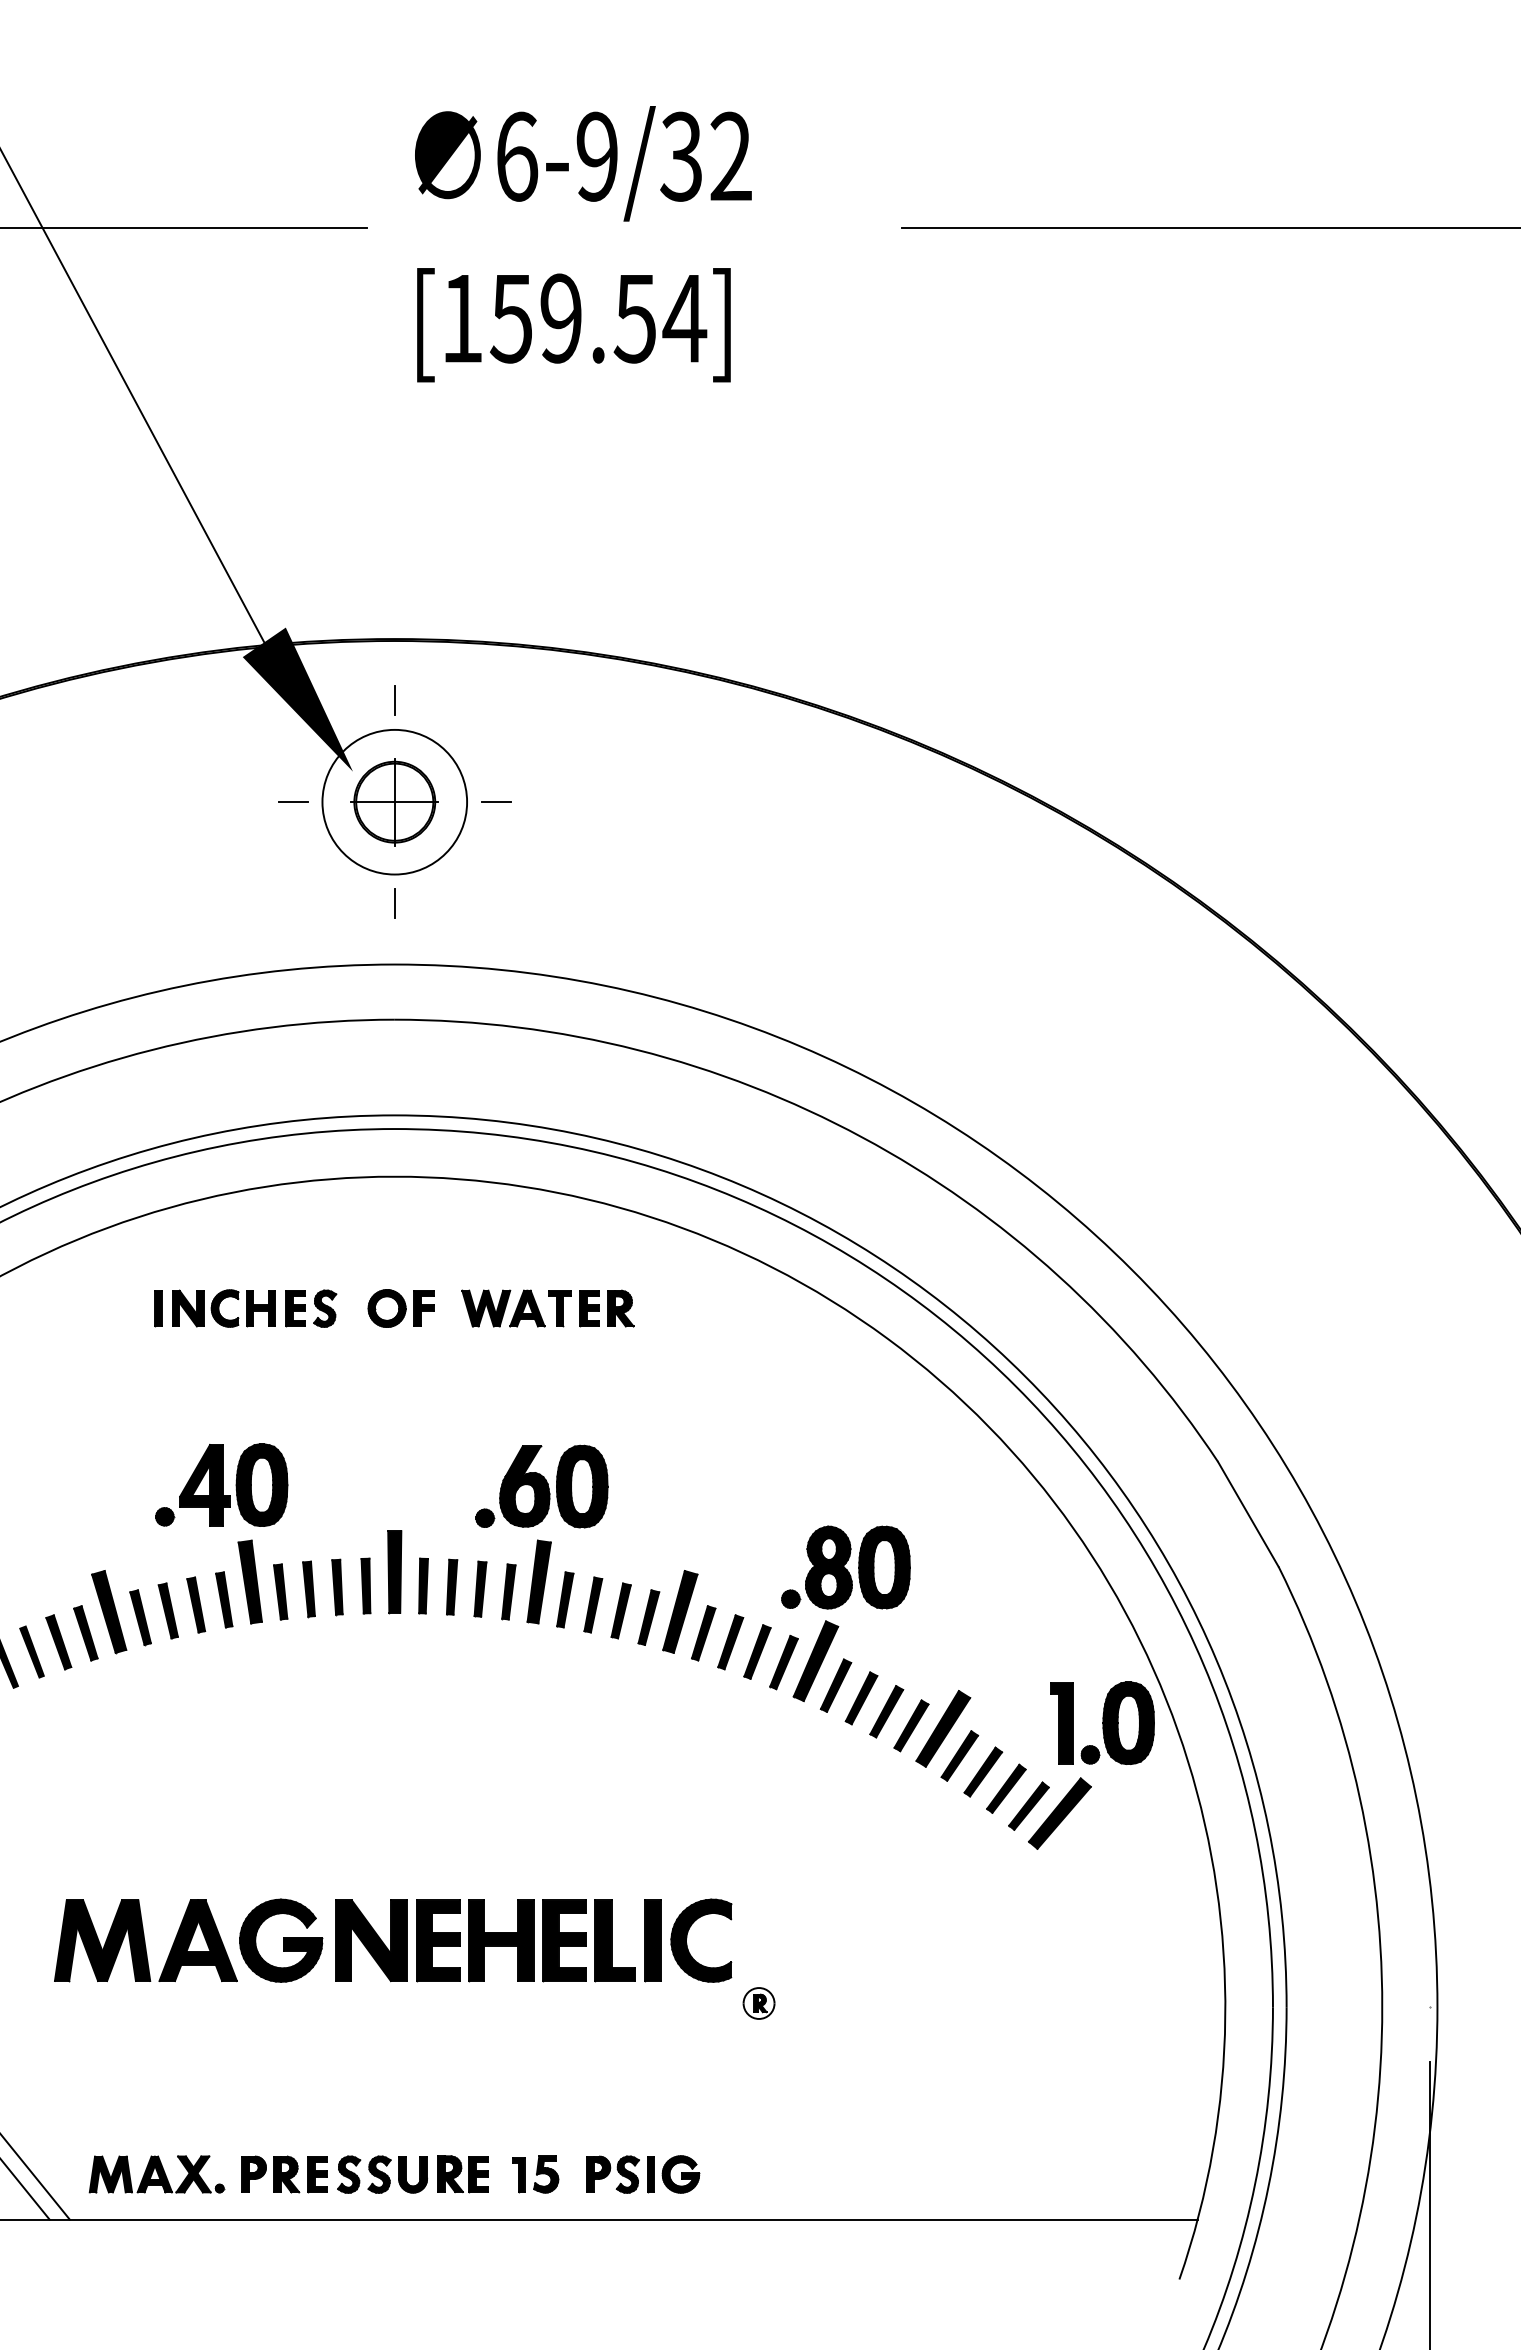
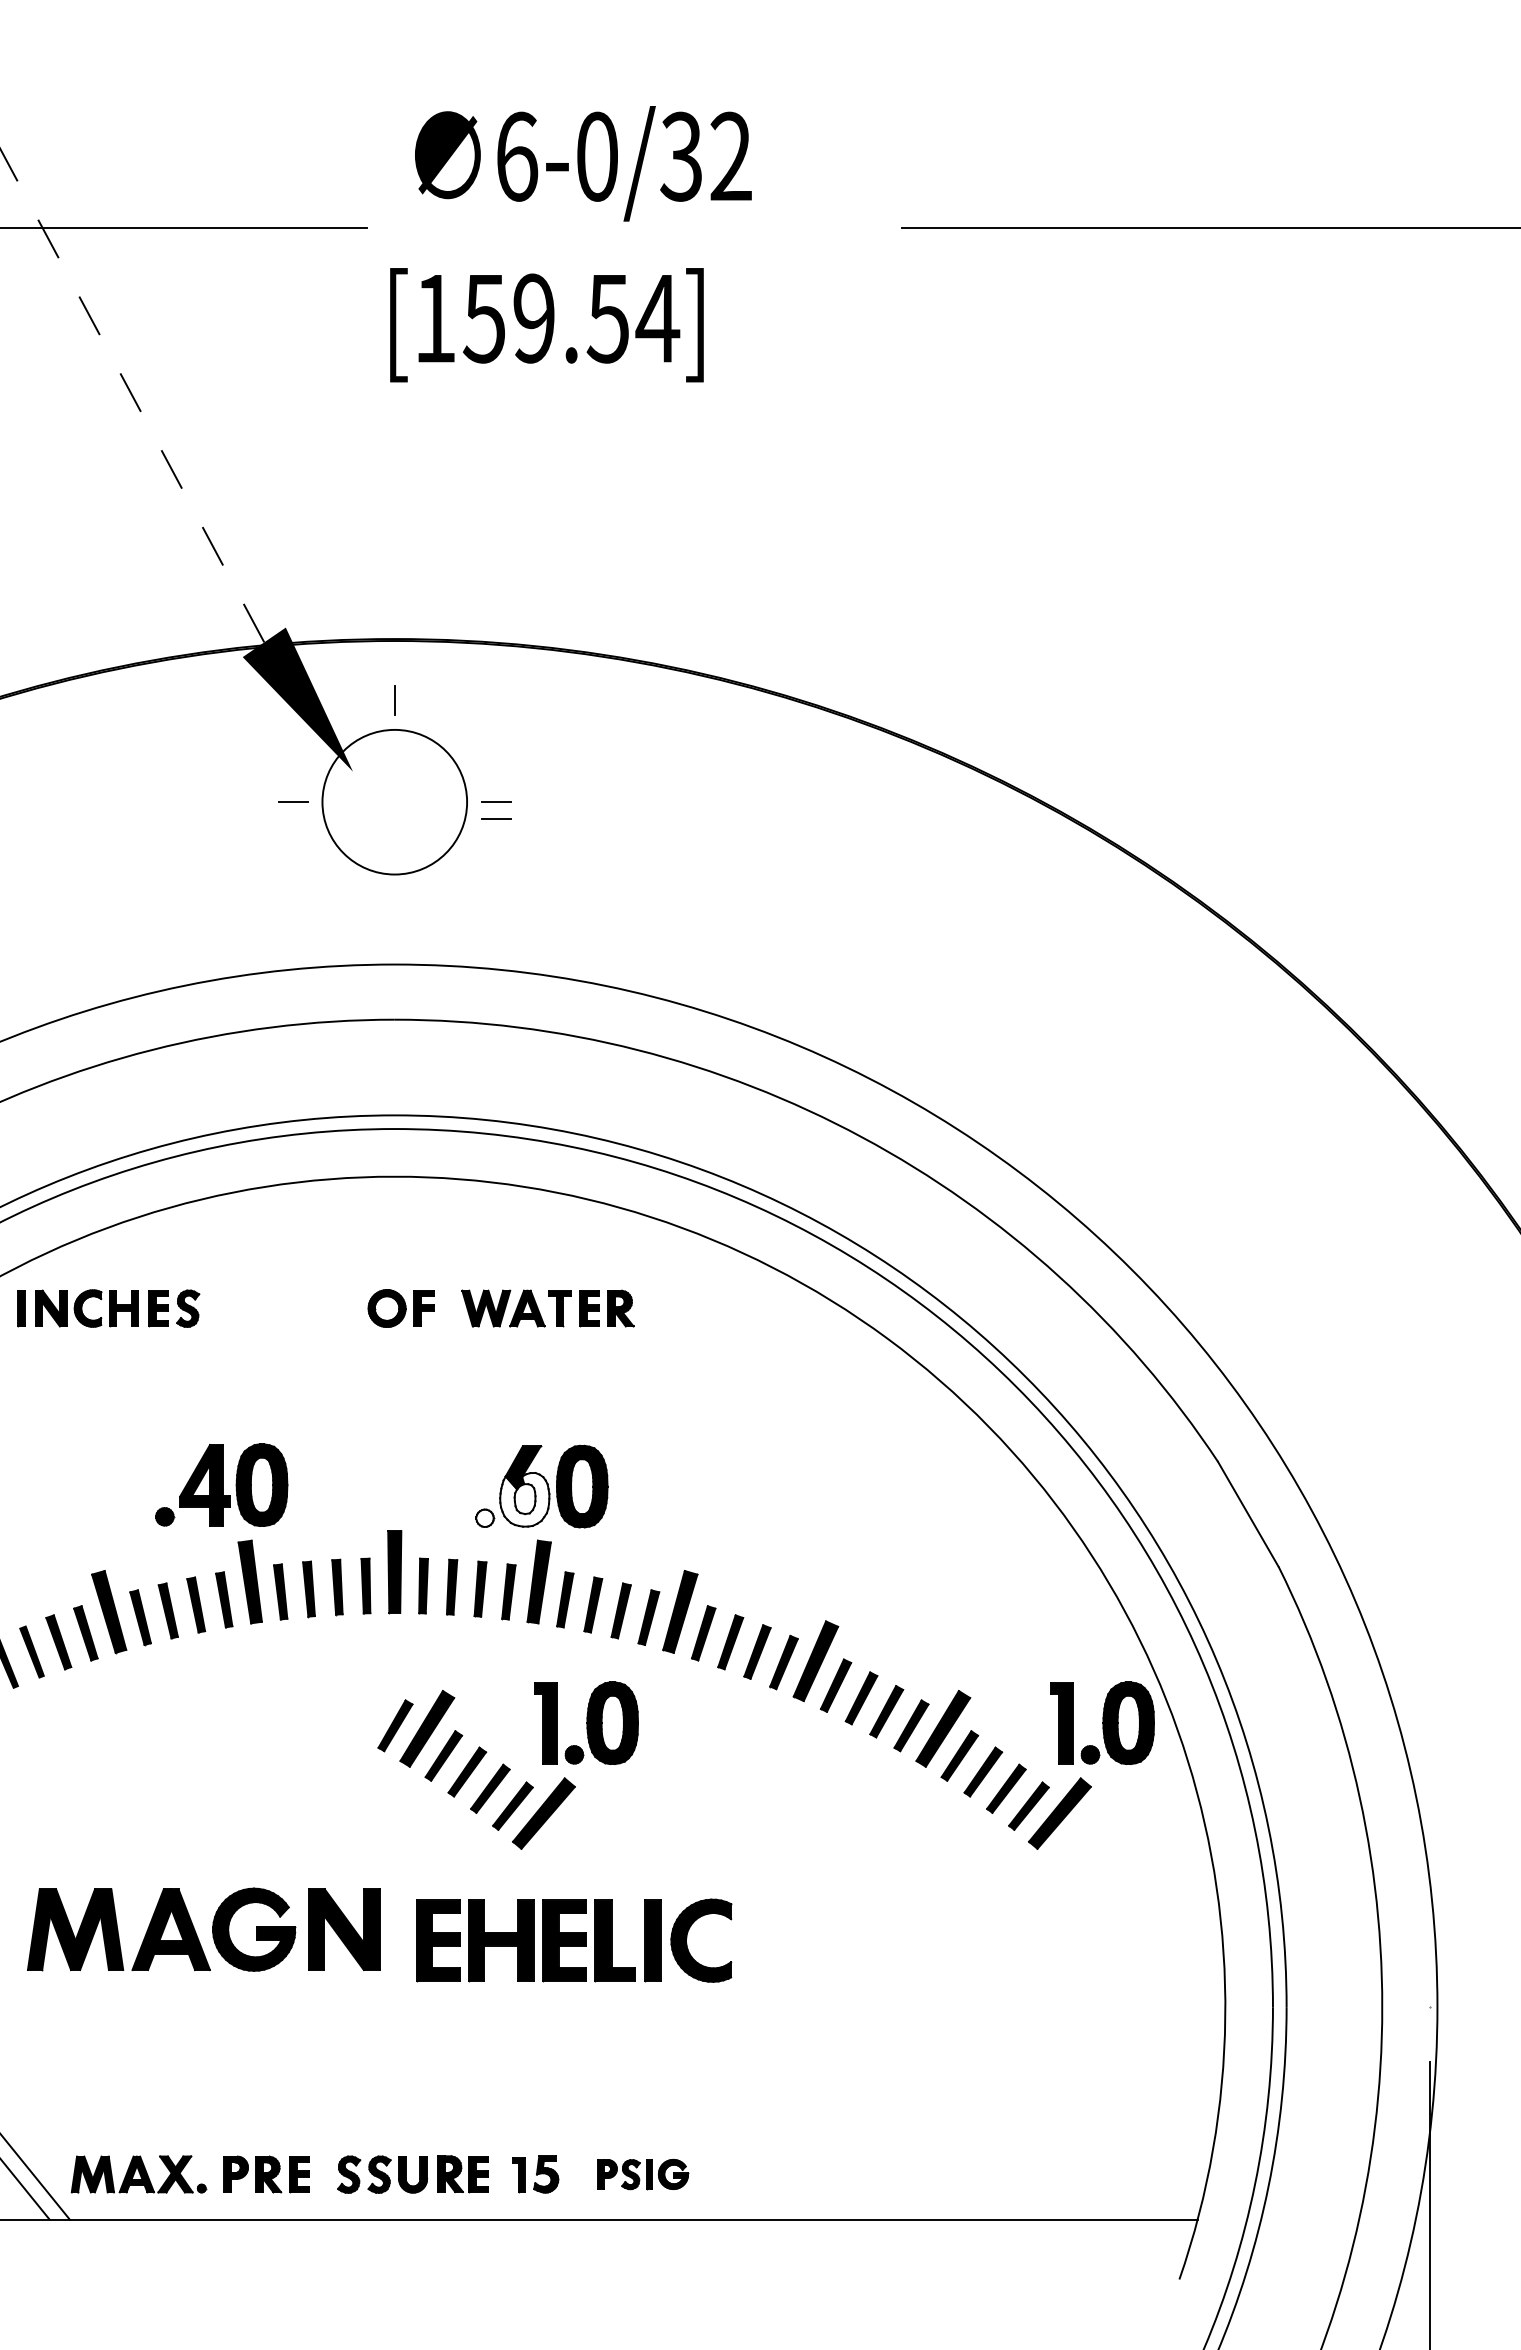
text: 6-9/32 -> 6-0/32 (596, 156)
text position: (573, 325) -> (546, 325) (546, 325)
line: solid -> dashed (132, 395)
part: present -> none (394, 802)
line: none -> present (496, 818)
line: present -> none (394, 903)
part position: (245, 1308) -> (108, 1308) (108, 1308)
fill: present -> none (524, 1499)
fill: present -> none (484, 1517)
part: present -> none (845, 1567)
part: none -> present (507, 1765)
part position: (223, 1943) -> (196, 1932) (196, 1932)
part: present -> none (758, 2003)
part size: 115x39 px -> 93x32 px (643, 2174)
part position: (202, 2178) -> (184, 2178) (184, 2178)
